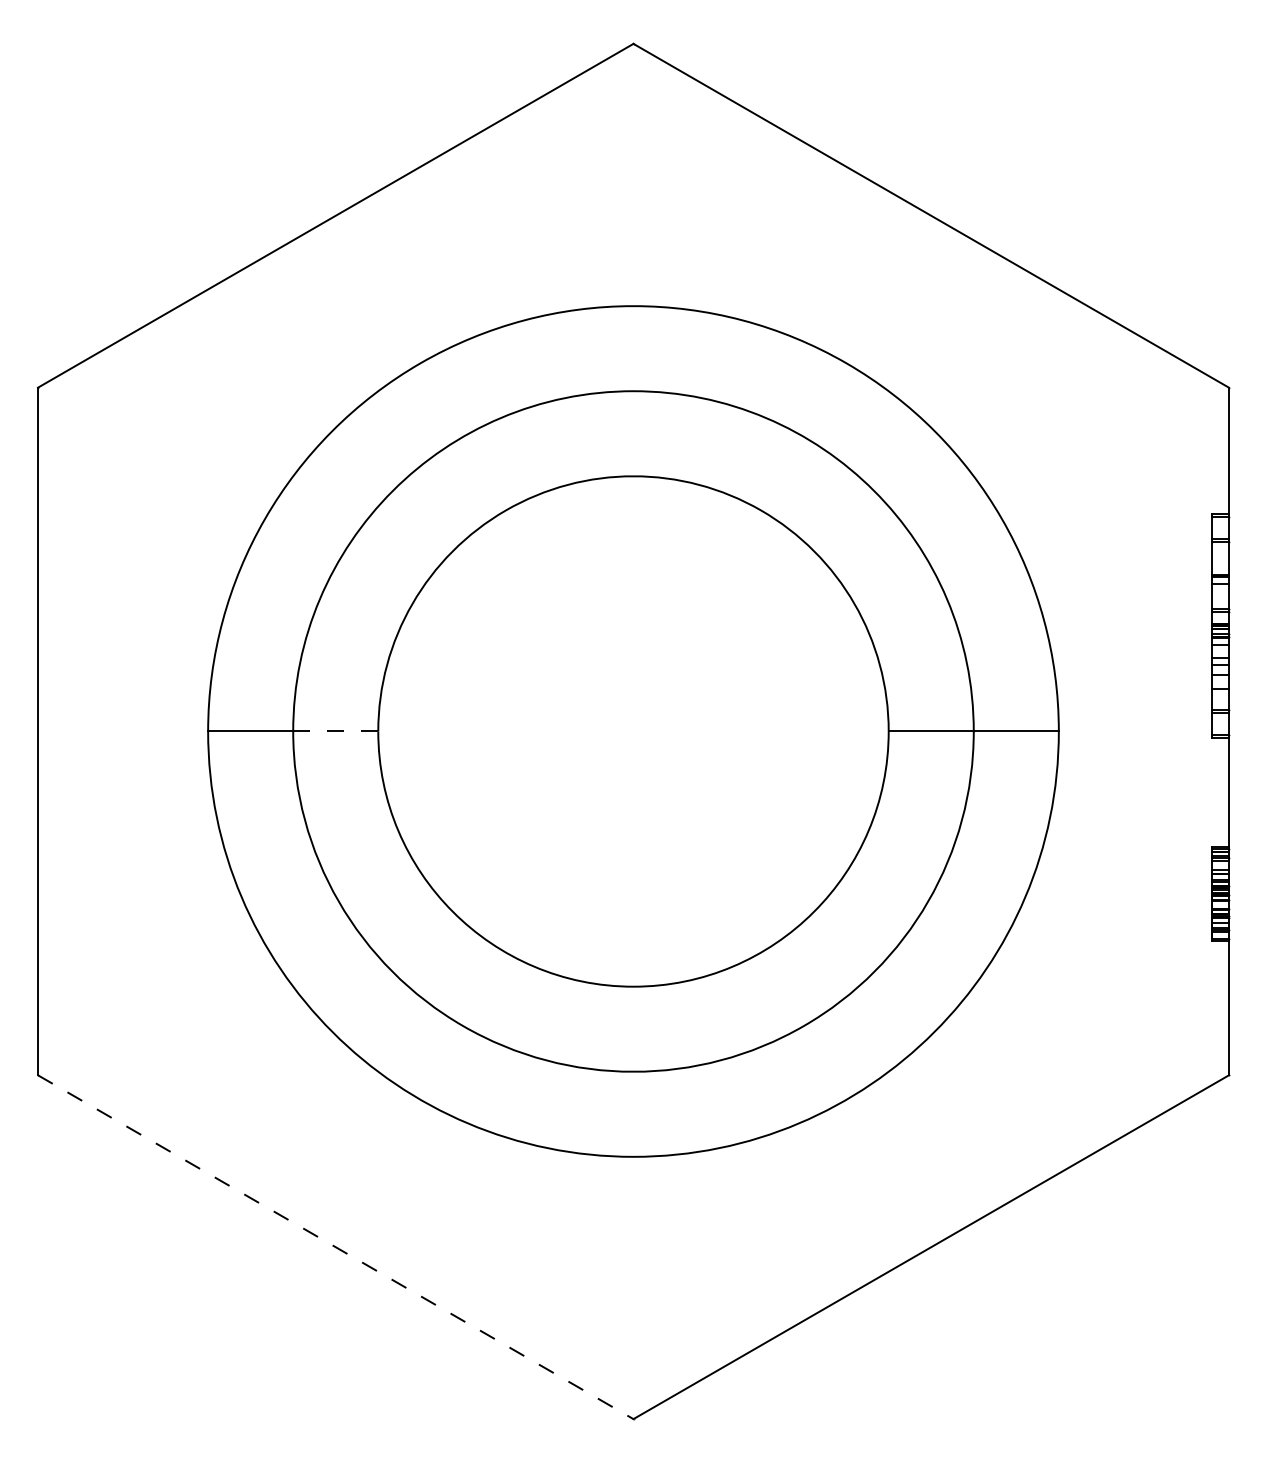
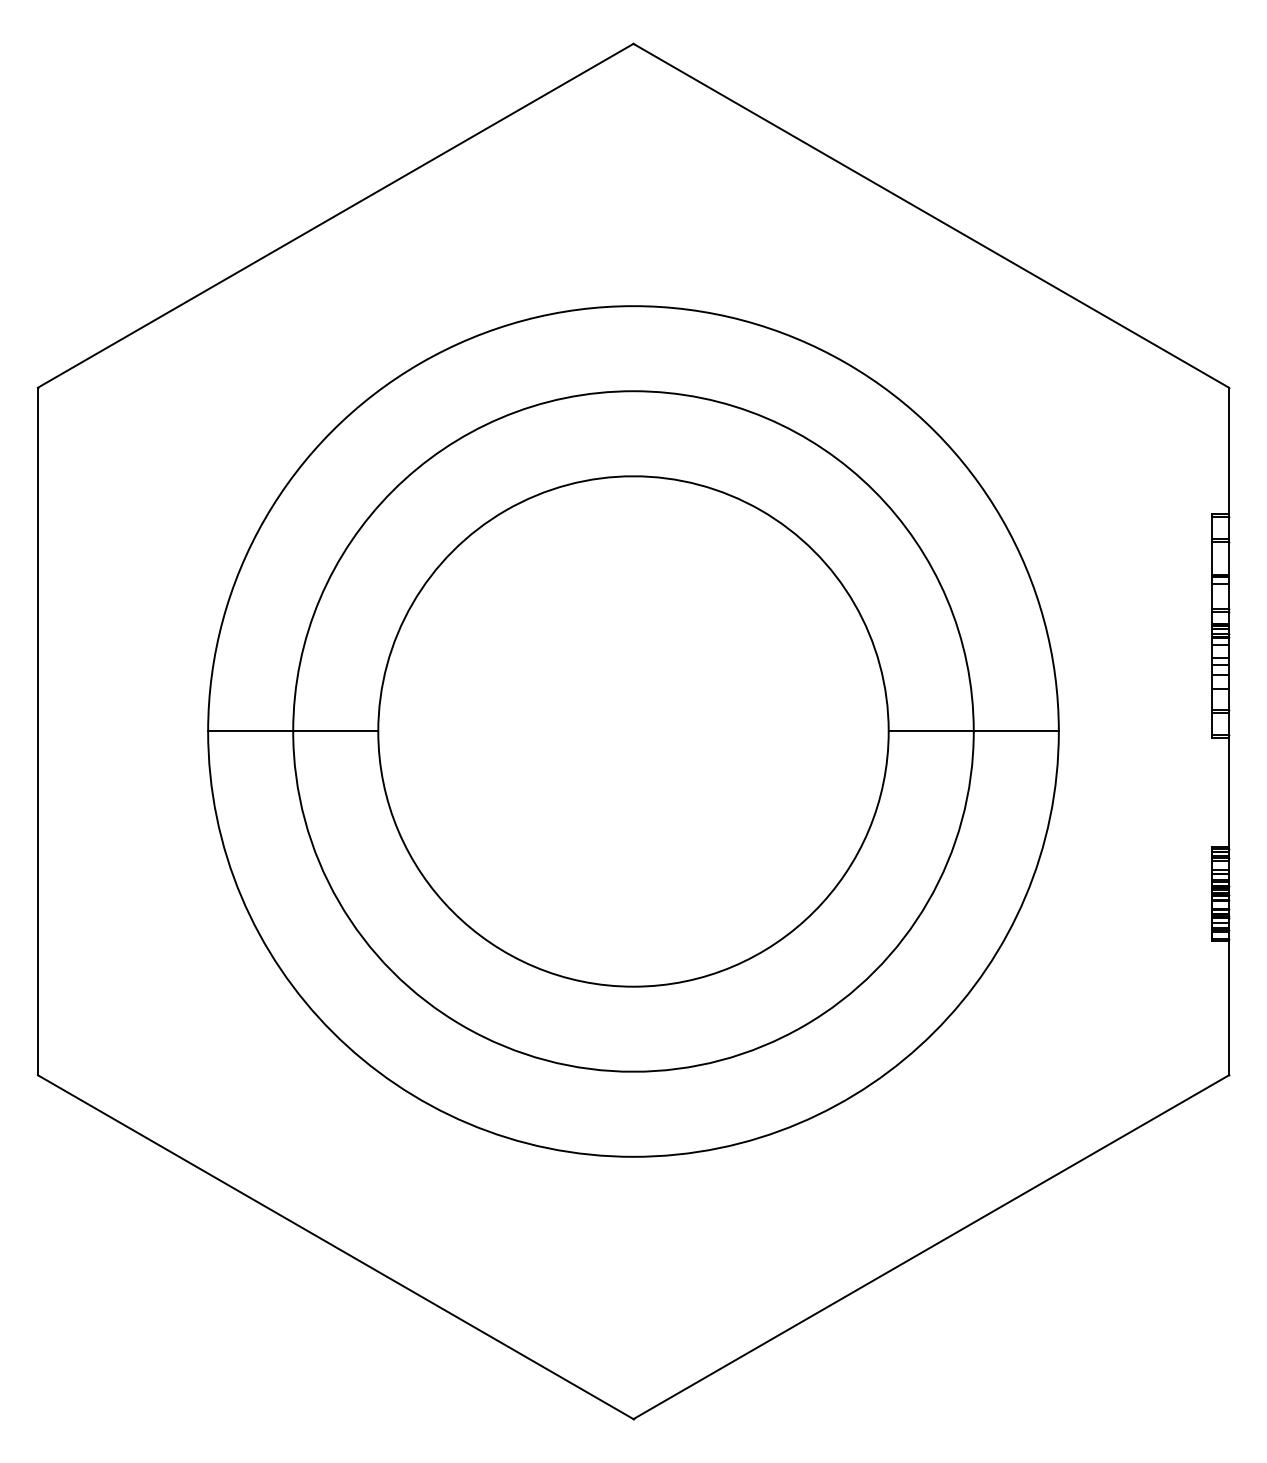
line: dashed -> solid (335, 731)
line: dashed -> solid (335, 1247)
